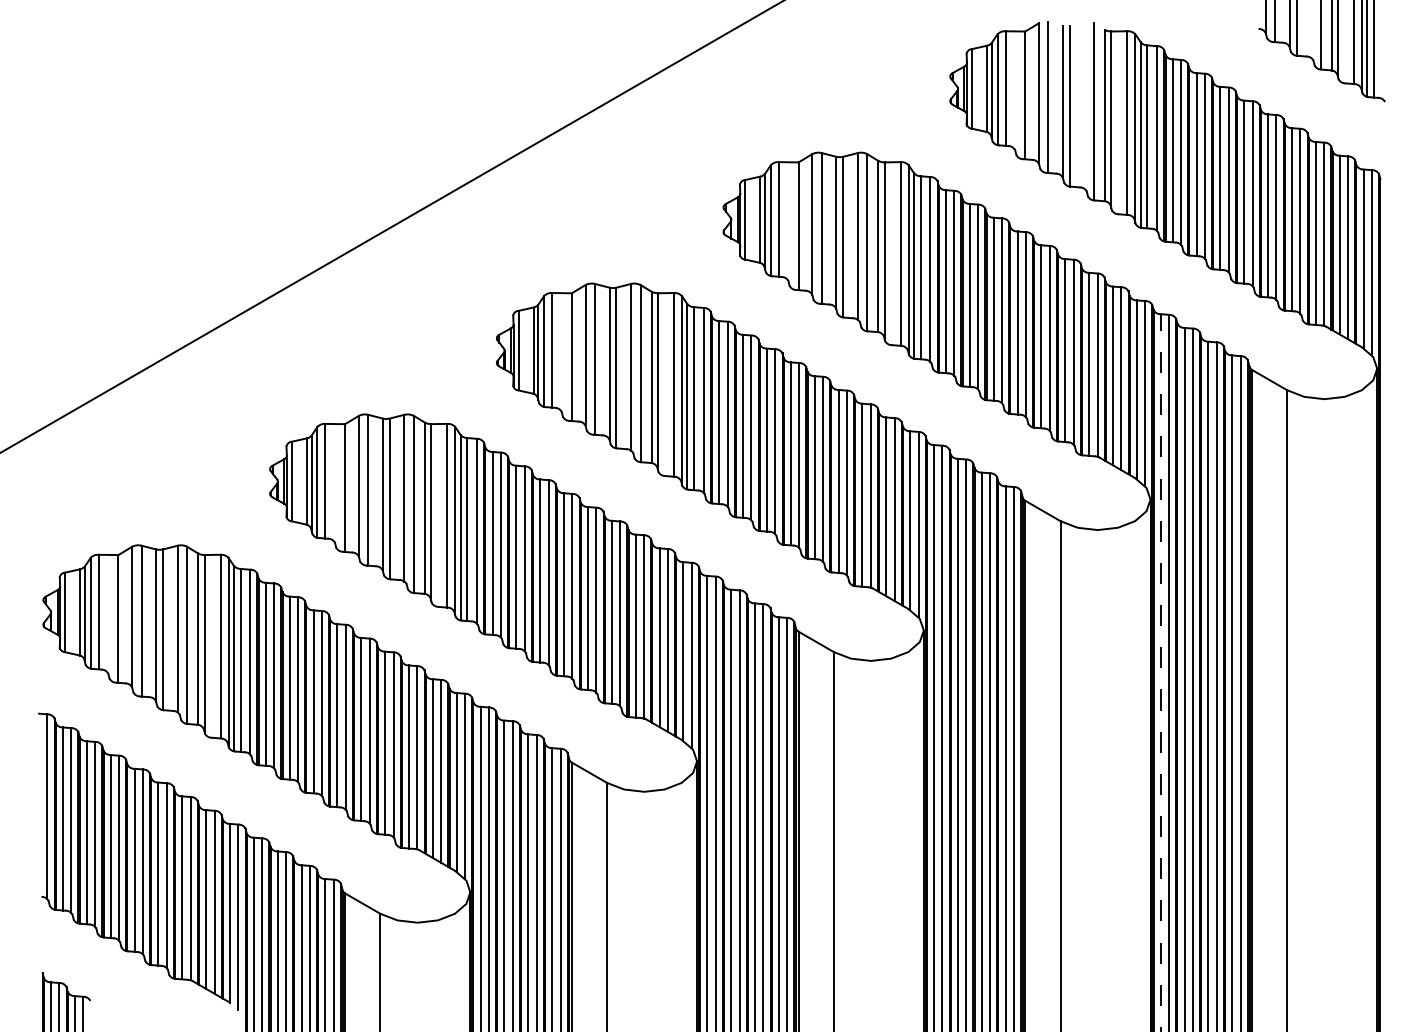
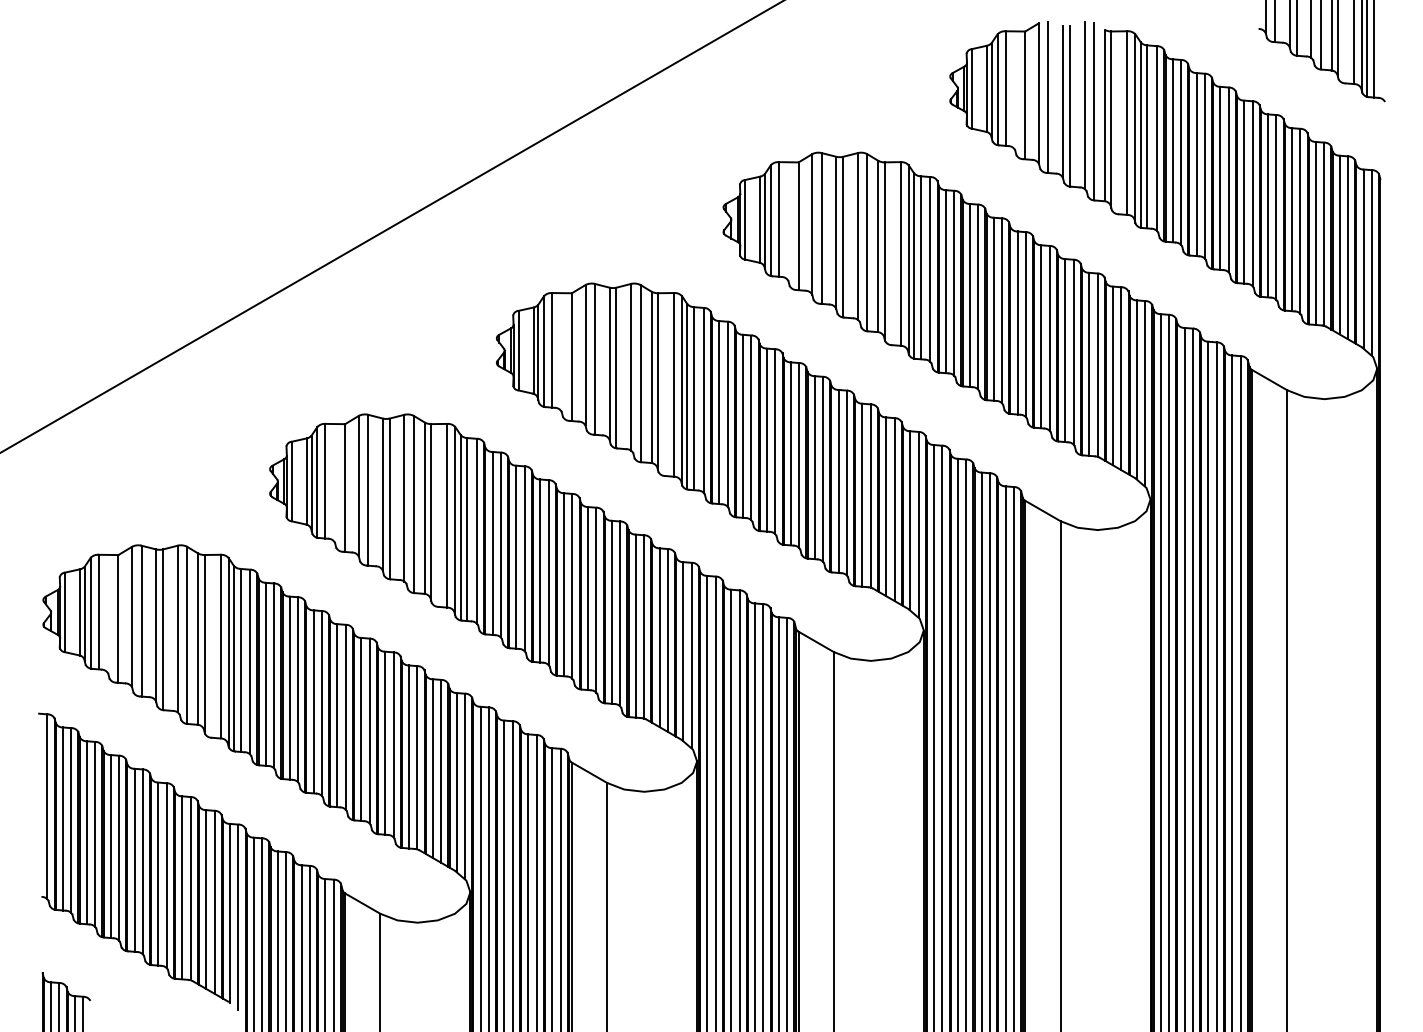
line: none -> present (1311, 29)
line: none -> present (1084, 105)
line: dashed -> solid (1160, 672)
